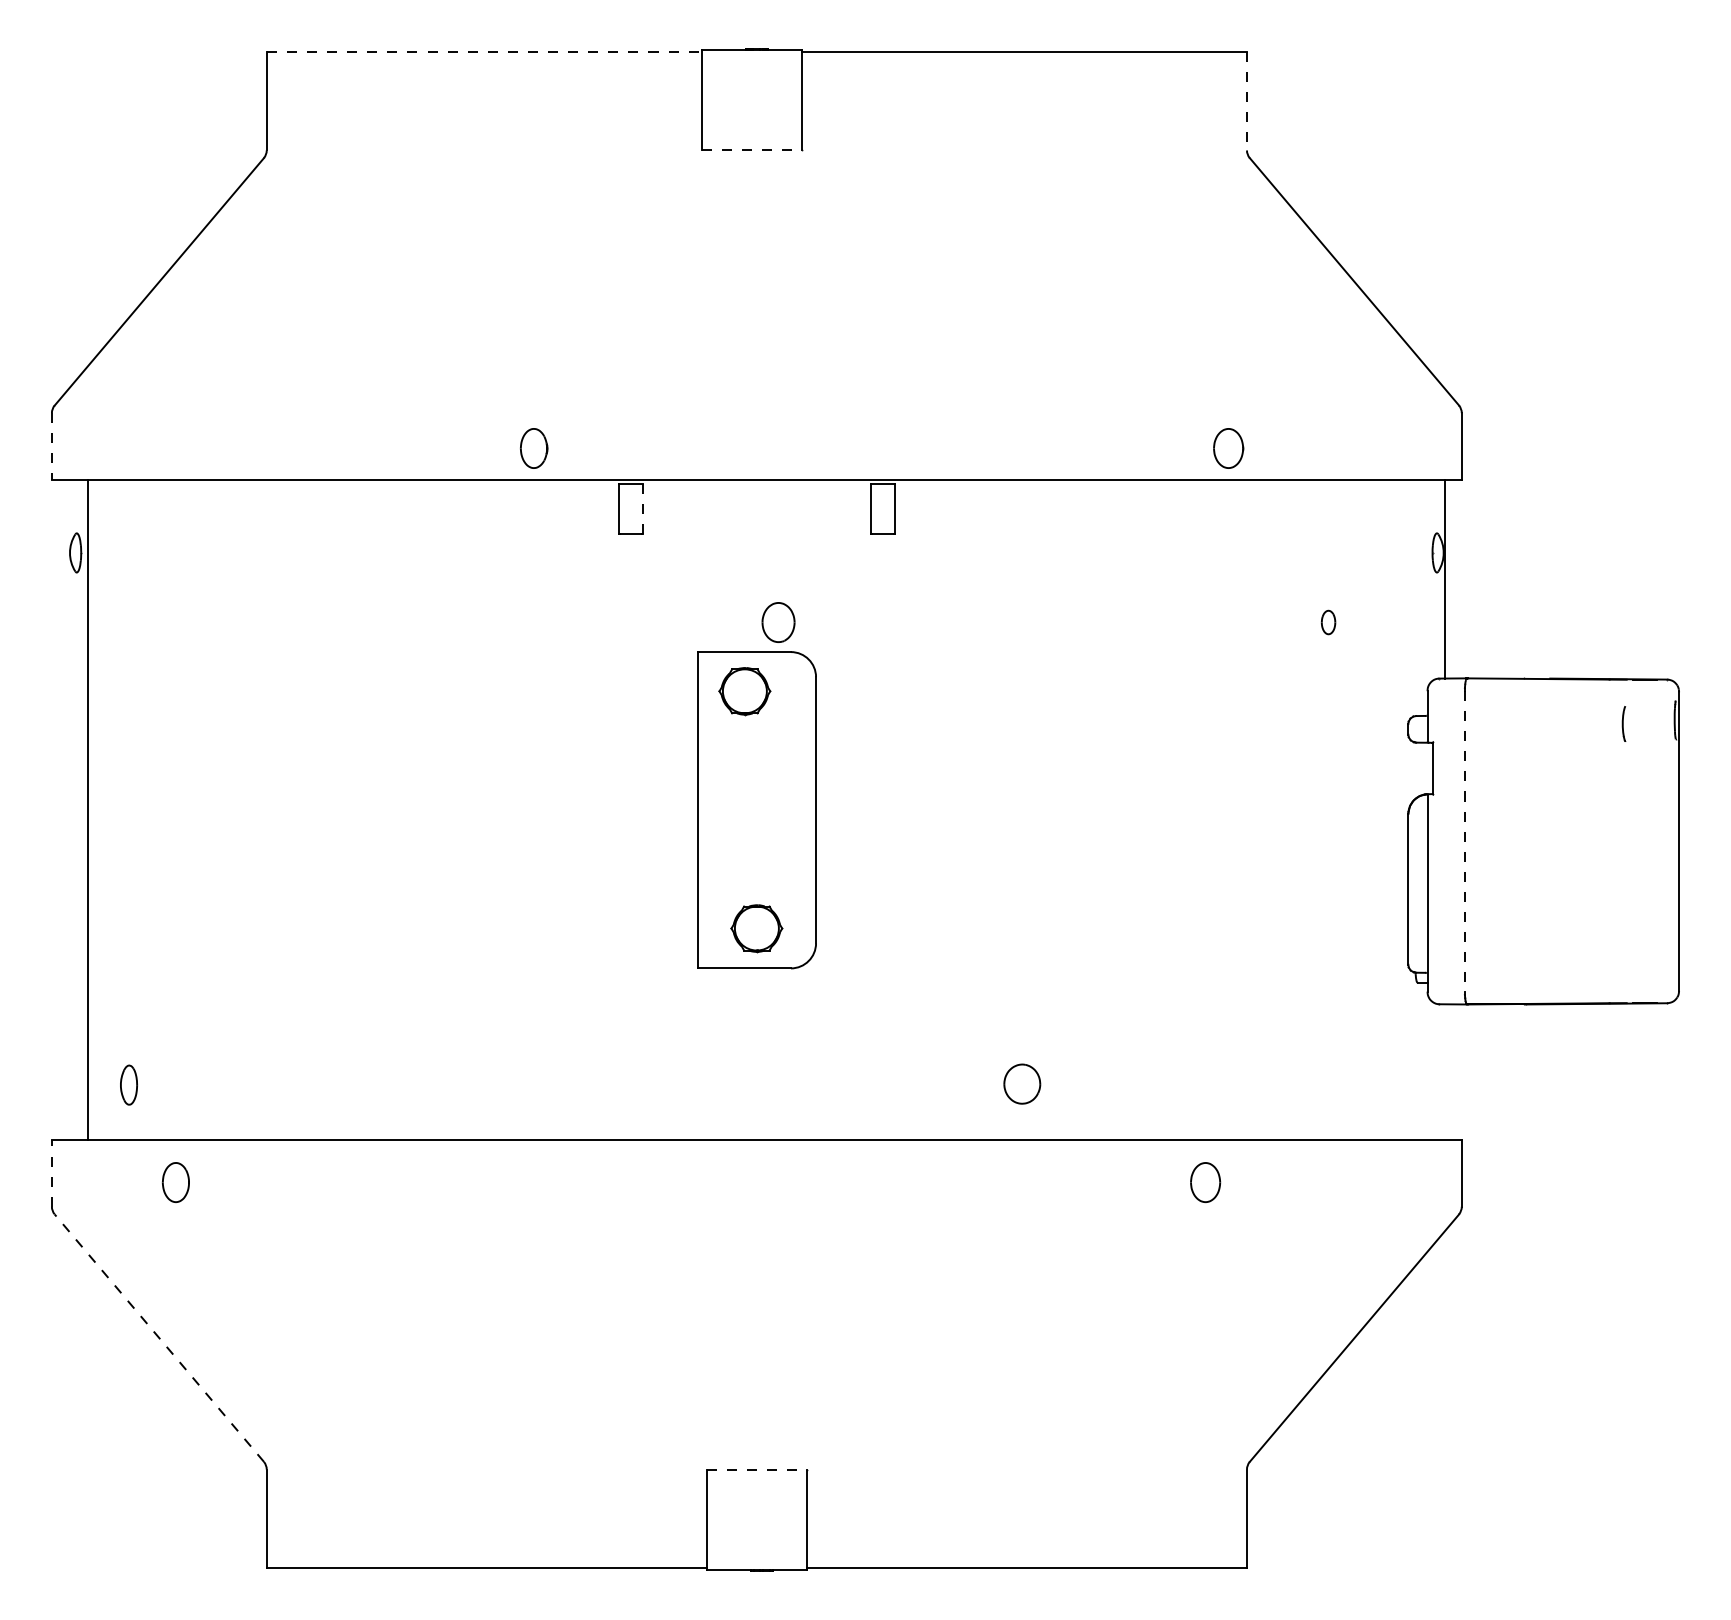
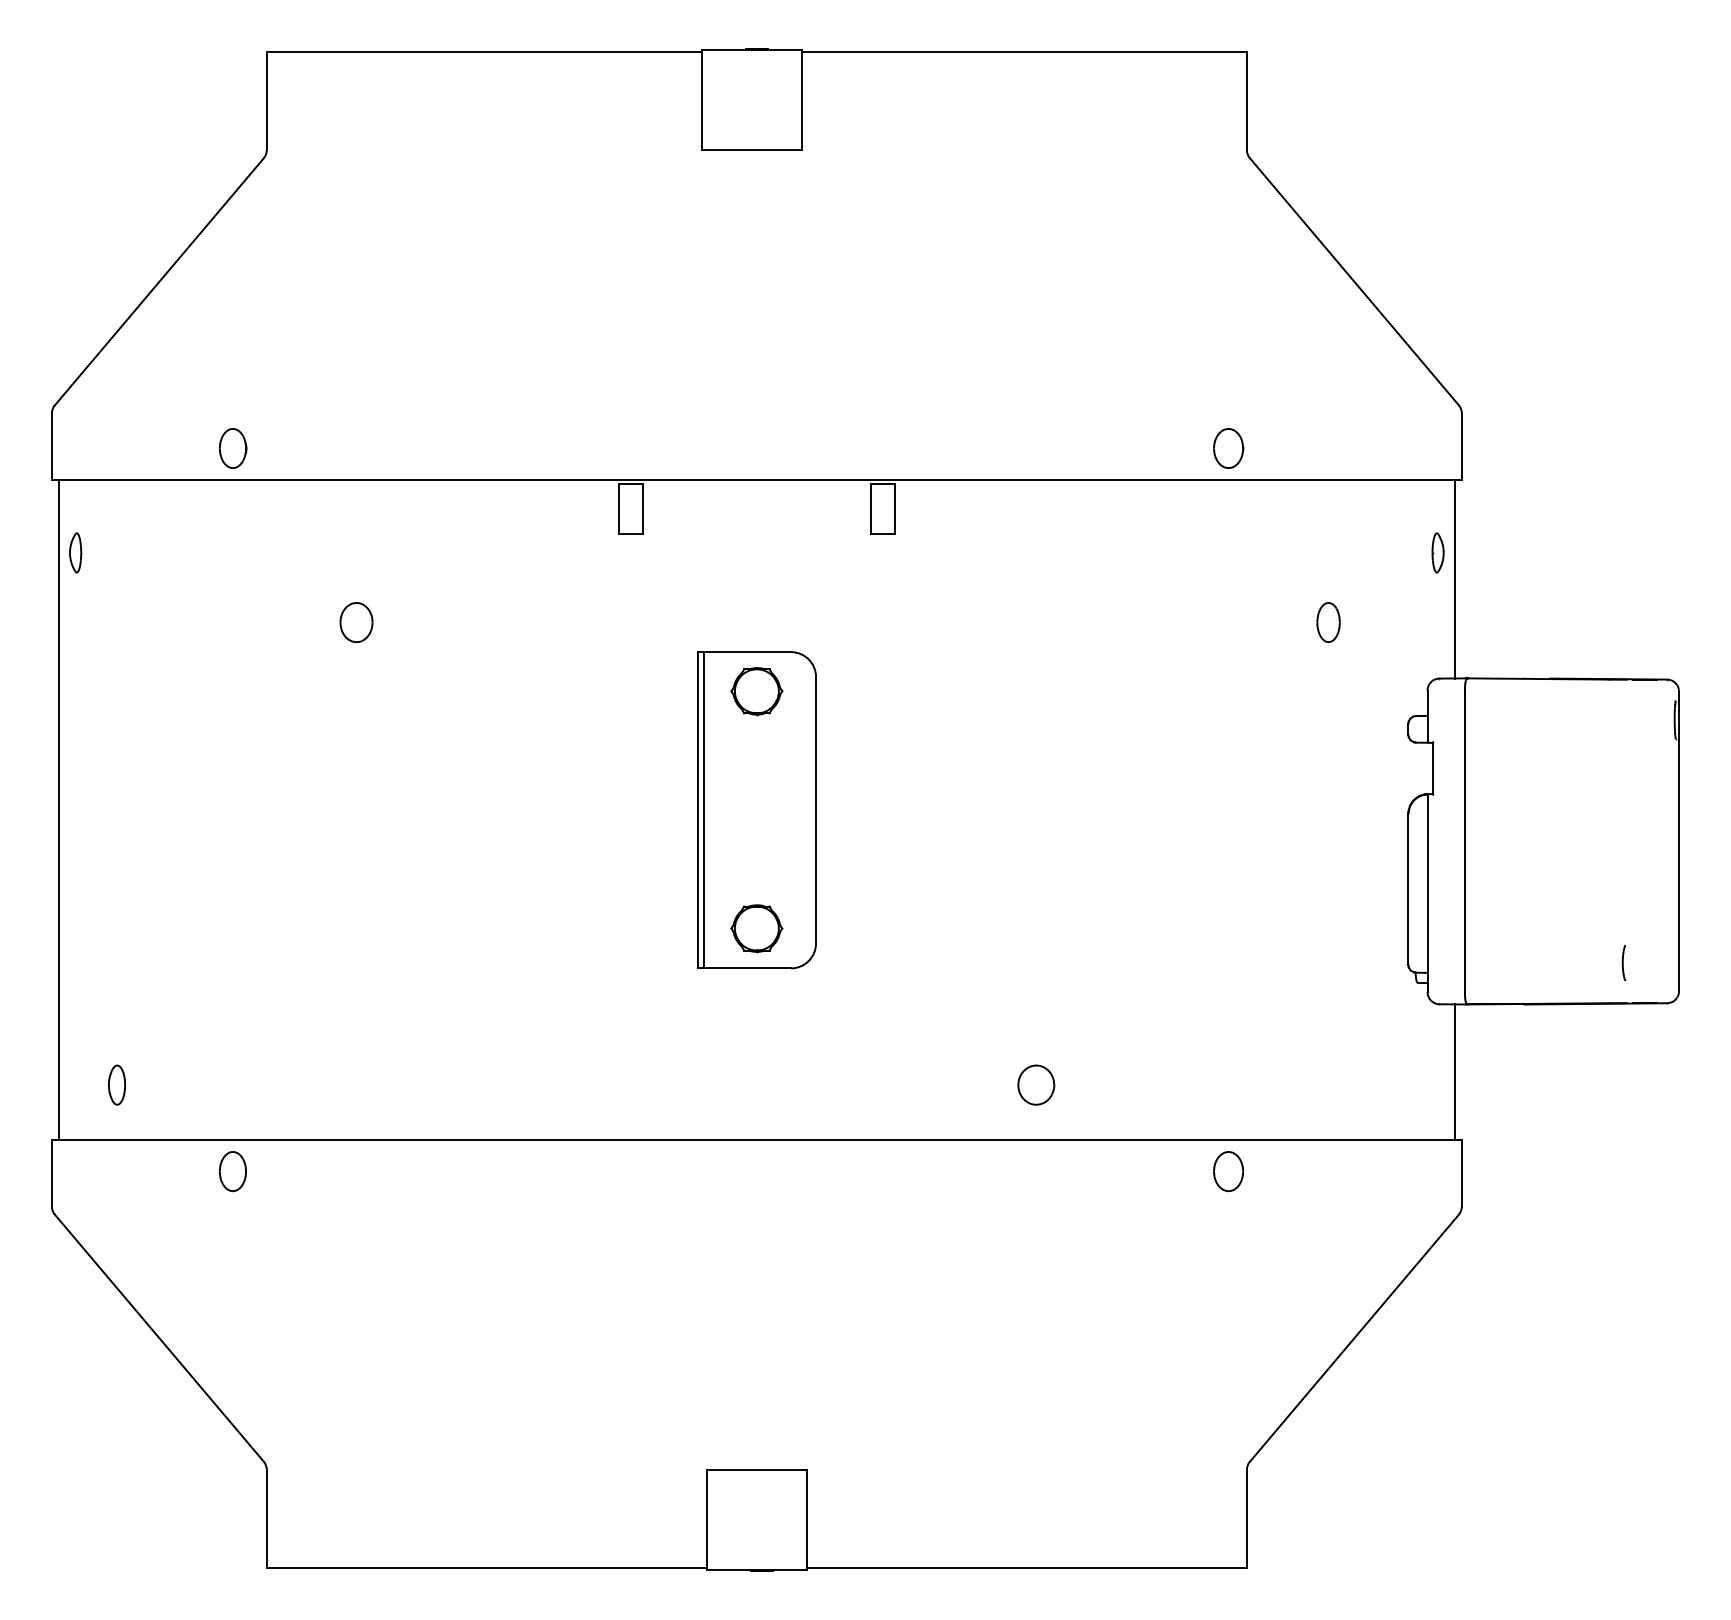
line: dashed -> solid (484, 51)
line: dashed -> solid (1246, 101)
line: dashed -> solid (752, 150)
line: dashed -> solid (51, 446)
part position: (534, 448) -> (233, 448) (233, 448)
line: dashed -> solid (642, 508)
line position: (1444, 579) -> (1454, 579) (1454, 579)
part position: (778, 622) -> (356, 622) (356, 622)
part size: 17x27 px -> 25x41 px (1328, 622)
part position: (744, 691) -> (756, 691) (756, 691)
part position: (1623, 723) -> (1623, 962) (1623, 962)
line position: (87, 809) -> (58, 809) (58, 809)
line: none -> present (703, 810)
line: dashed -> solid (1464, 841)
line: none -> present (1454, 1071)
part position: (1022, 1083) -> (1036, 1084) (1036, 1084)
part position: (128, 1084) -> (116, 1084) (116, 1084)
line: dashed -> solid (51, 1173)
part position: (175, 1182) -> (232, 1171) (232, 1171)
part position: (1205, 1182) -> (1228, 1171) (1228, 1171)
line: dashed -> solid (159, 1337)
line: dashed -> solid (757, 1469)
